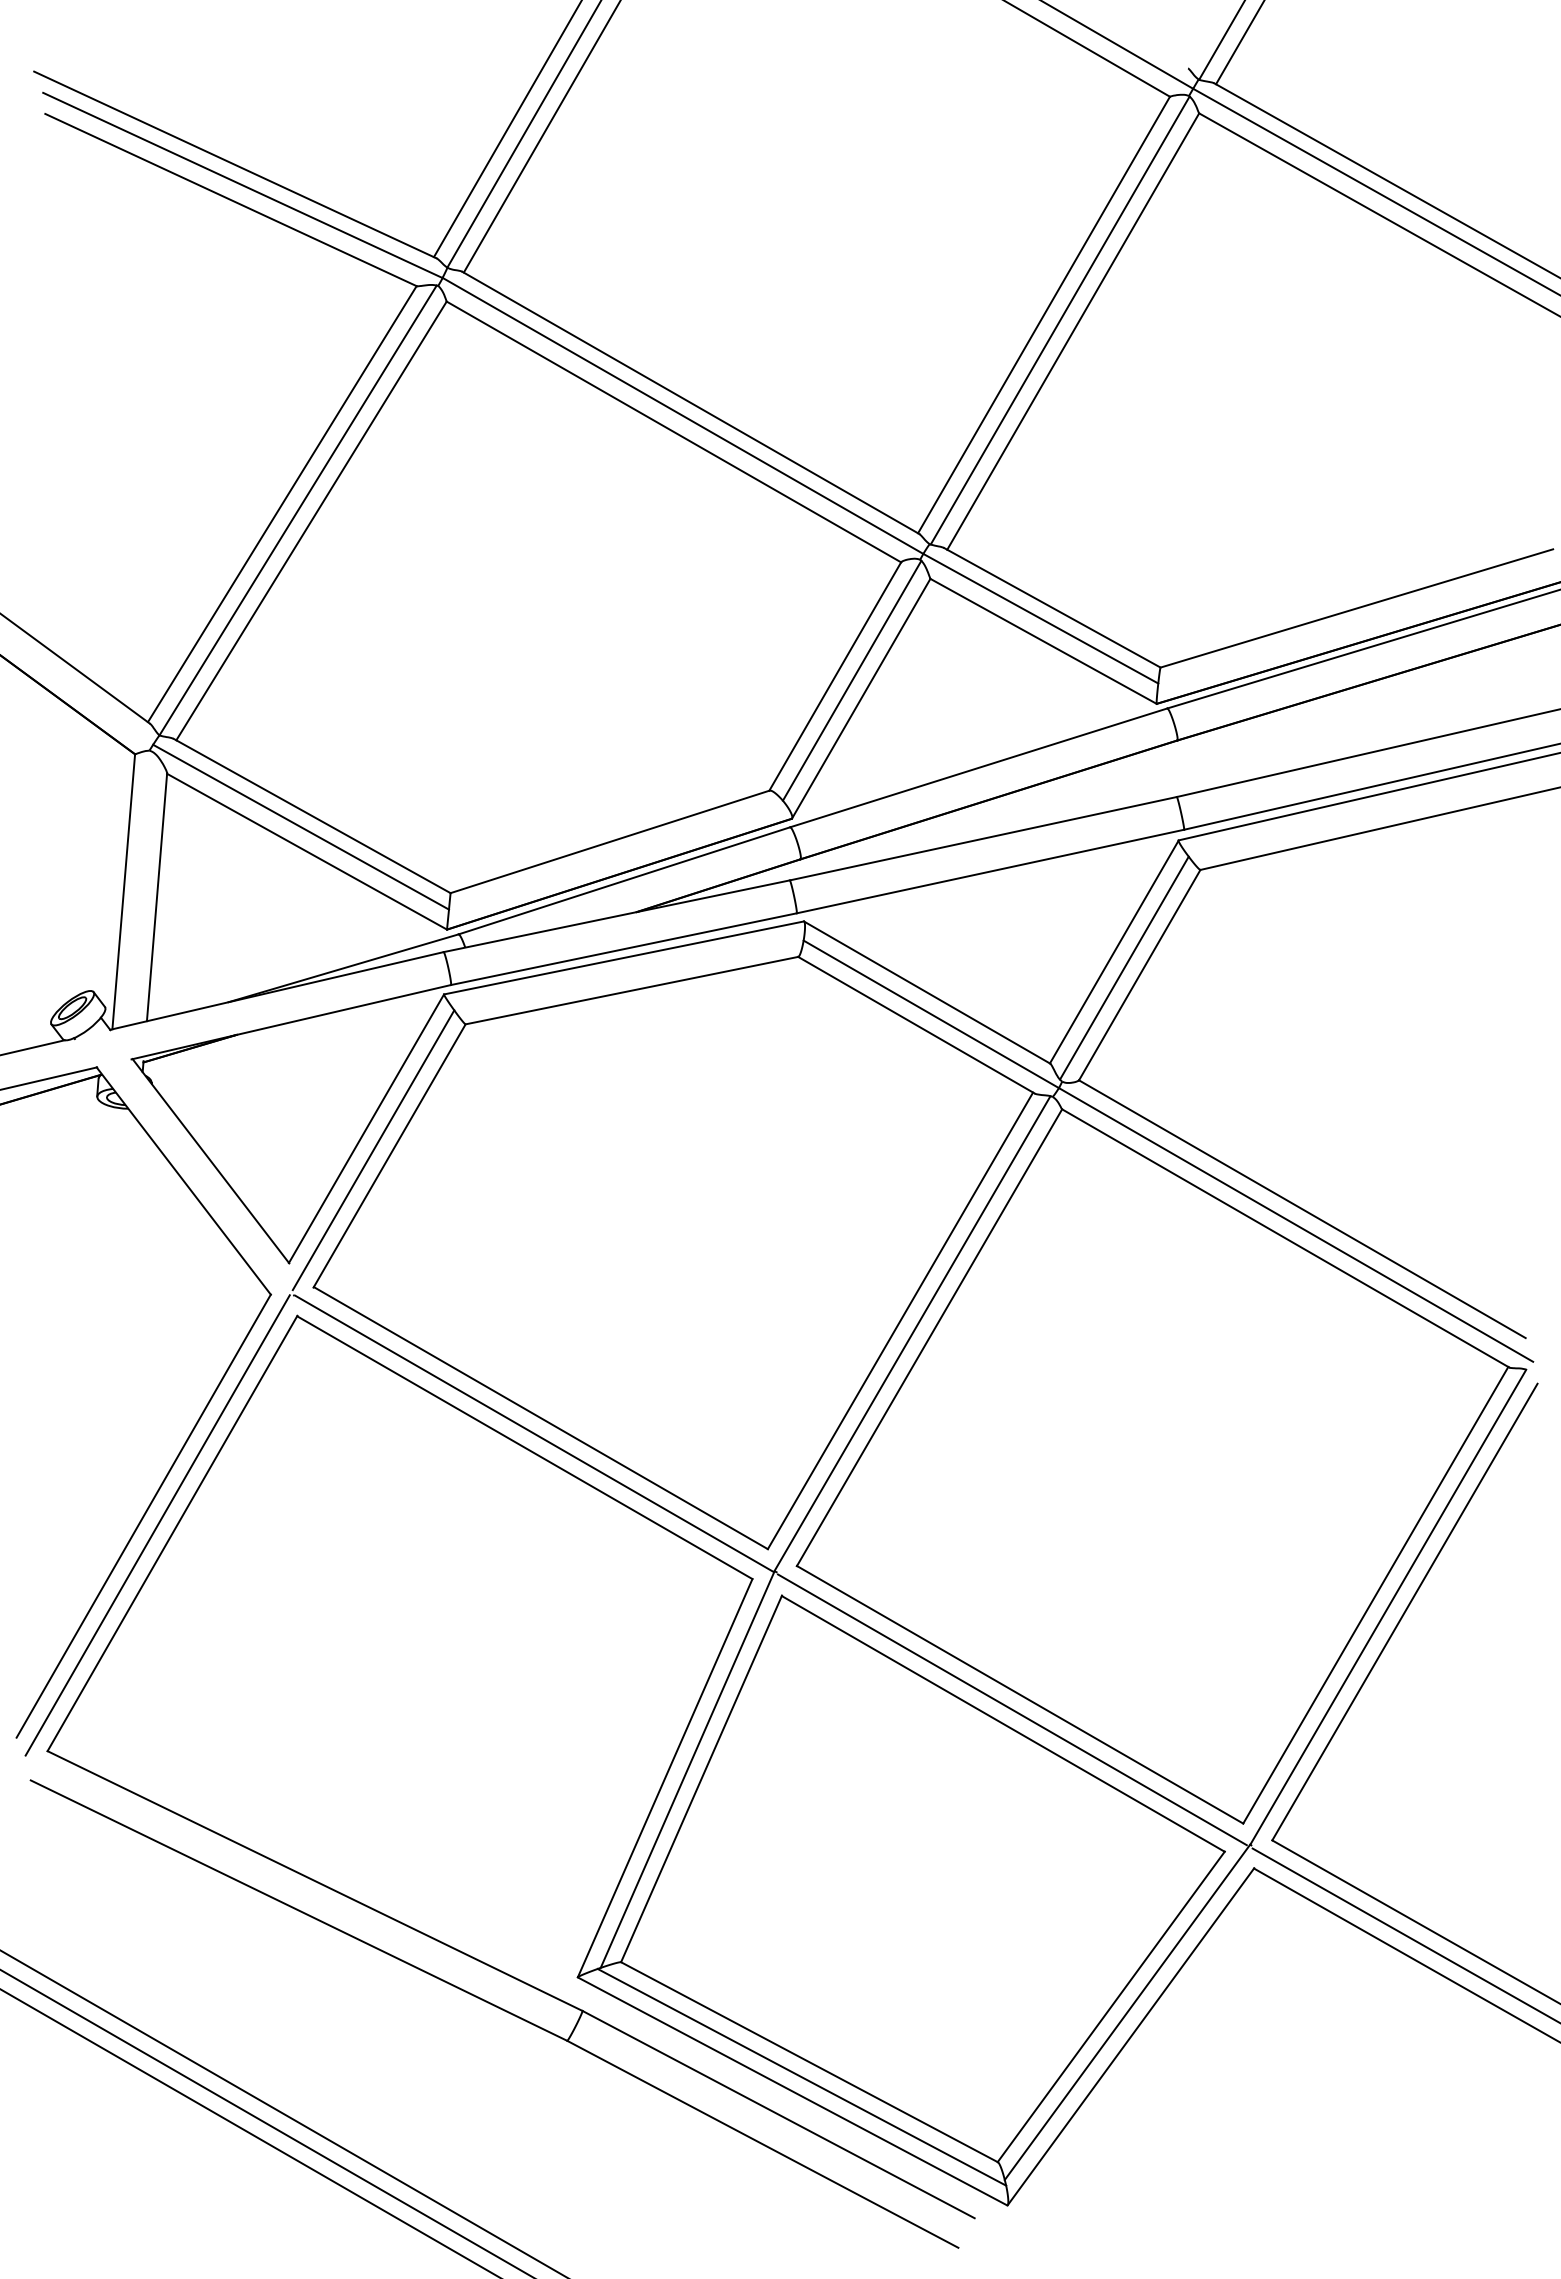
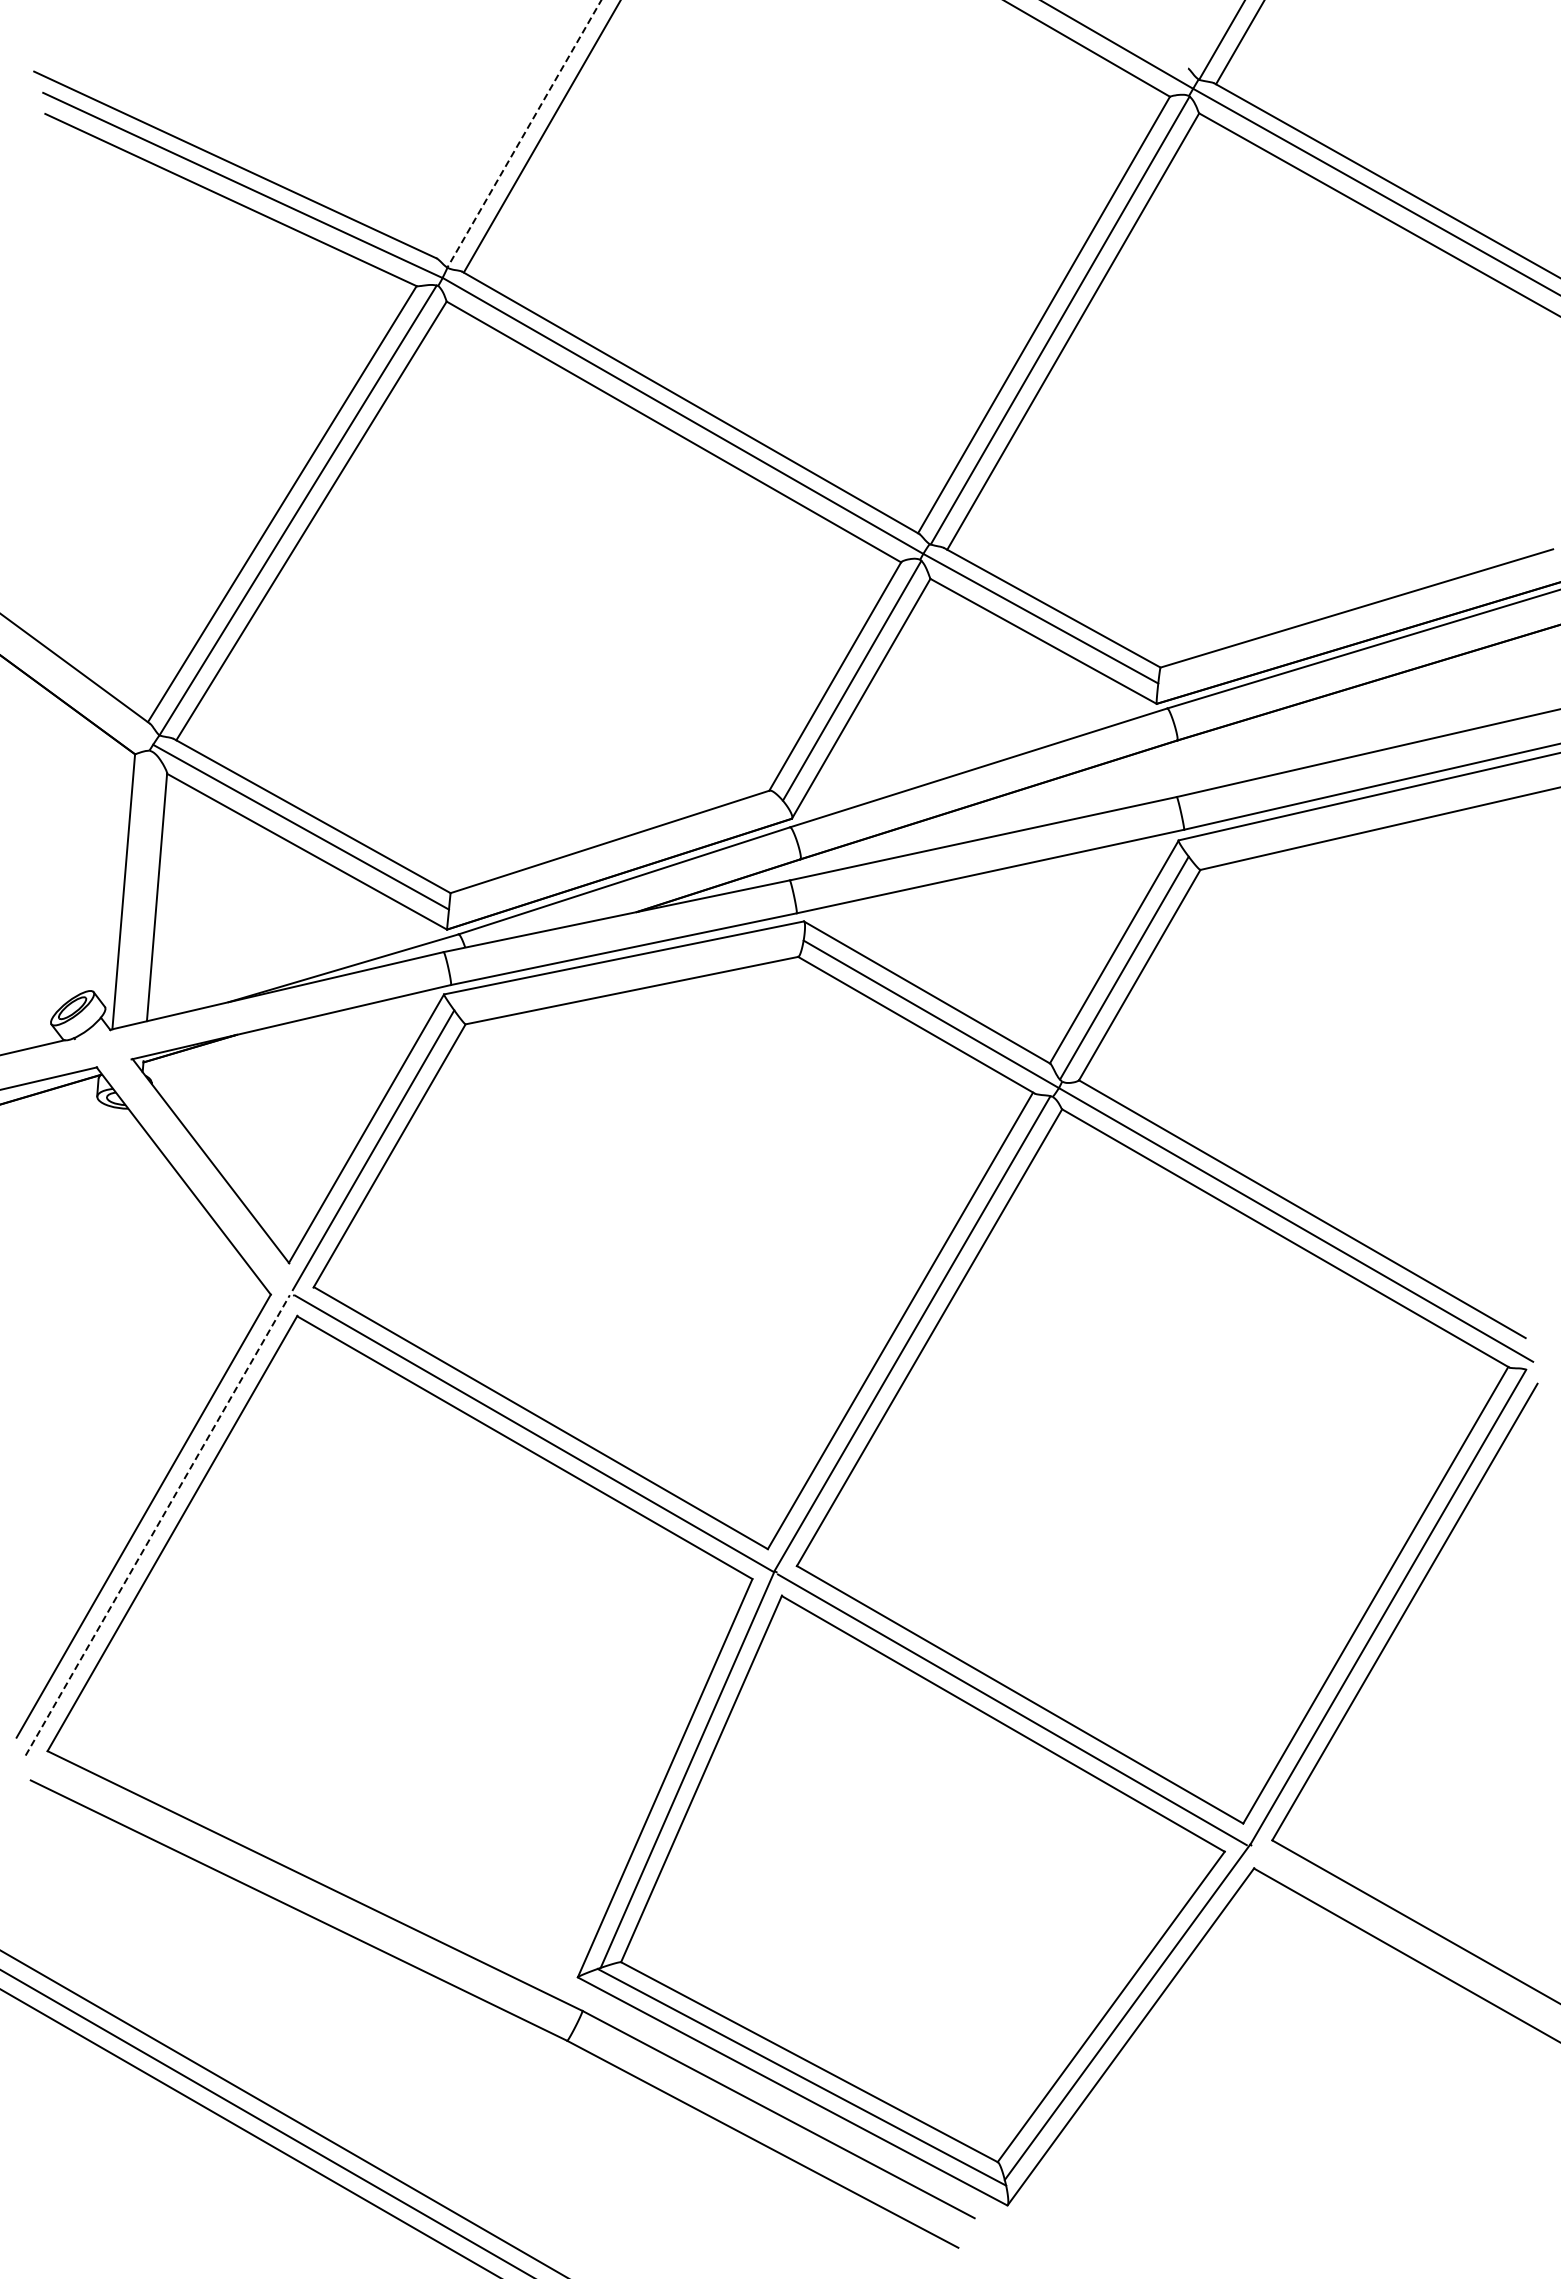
line: present -> none (506, 129)
line: solid -> dashed (524, 134)
line: solid -> dashed (157, 1524)
line: present -> none (1404, 1934)
